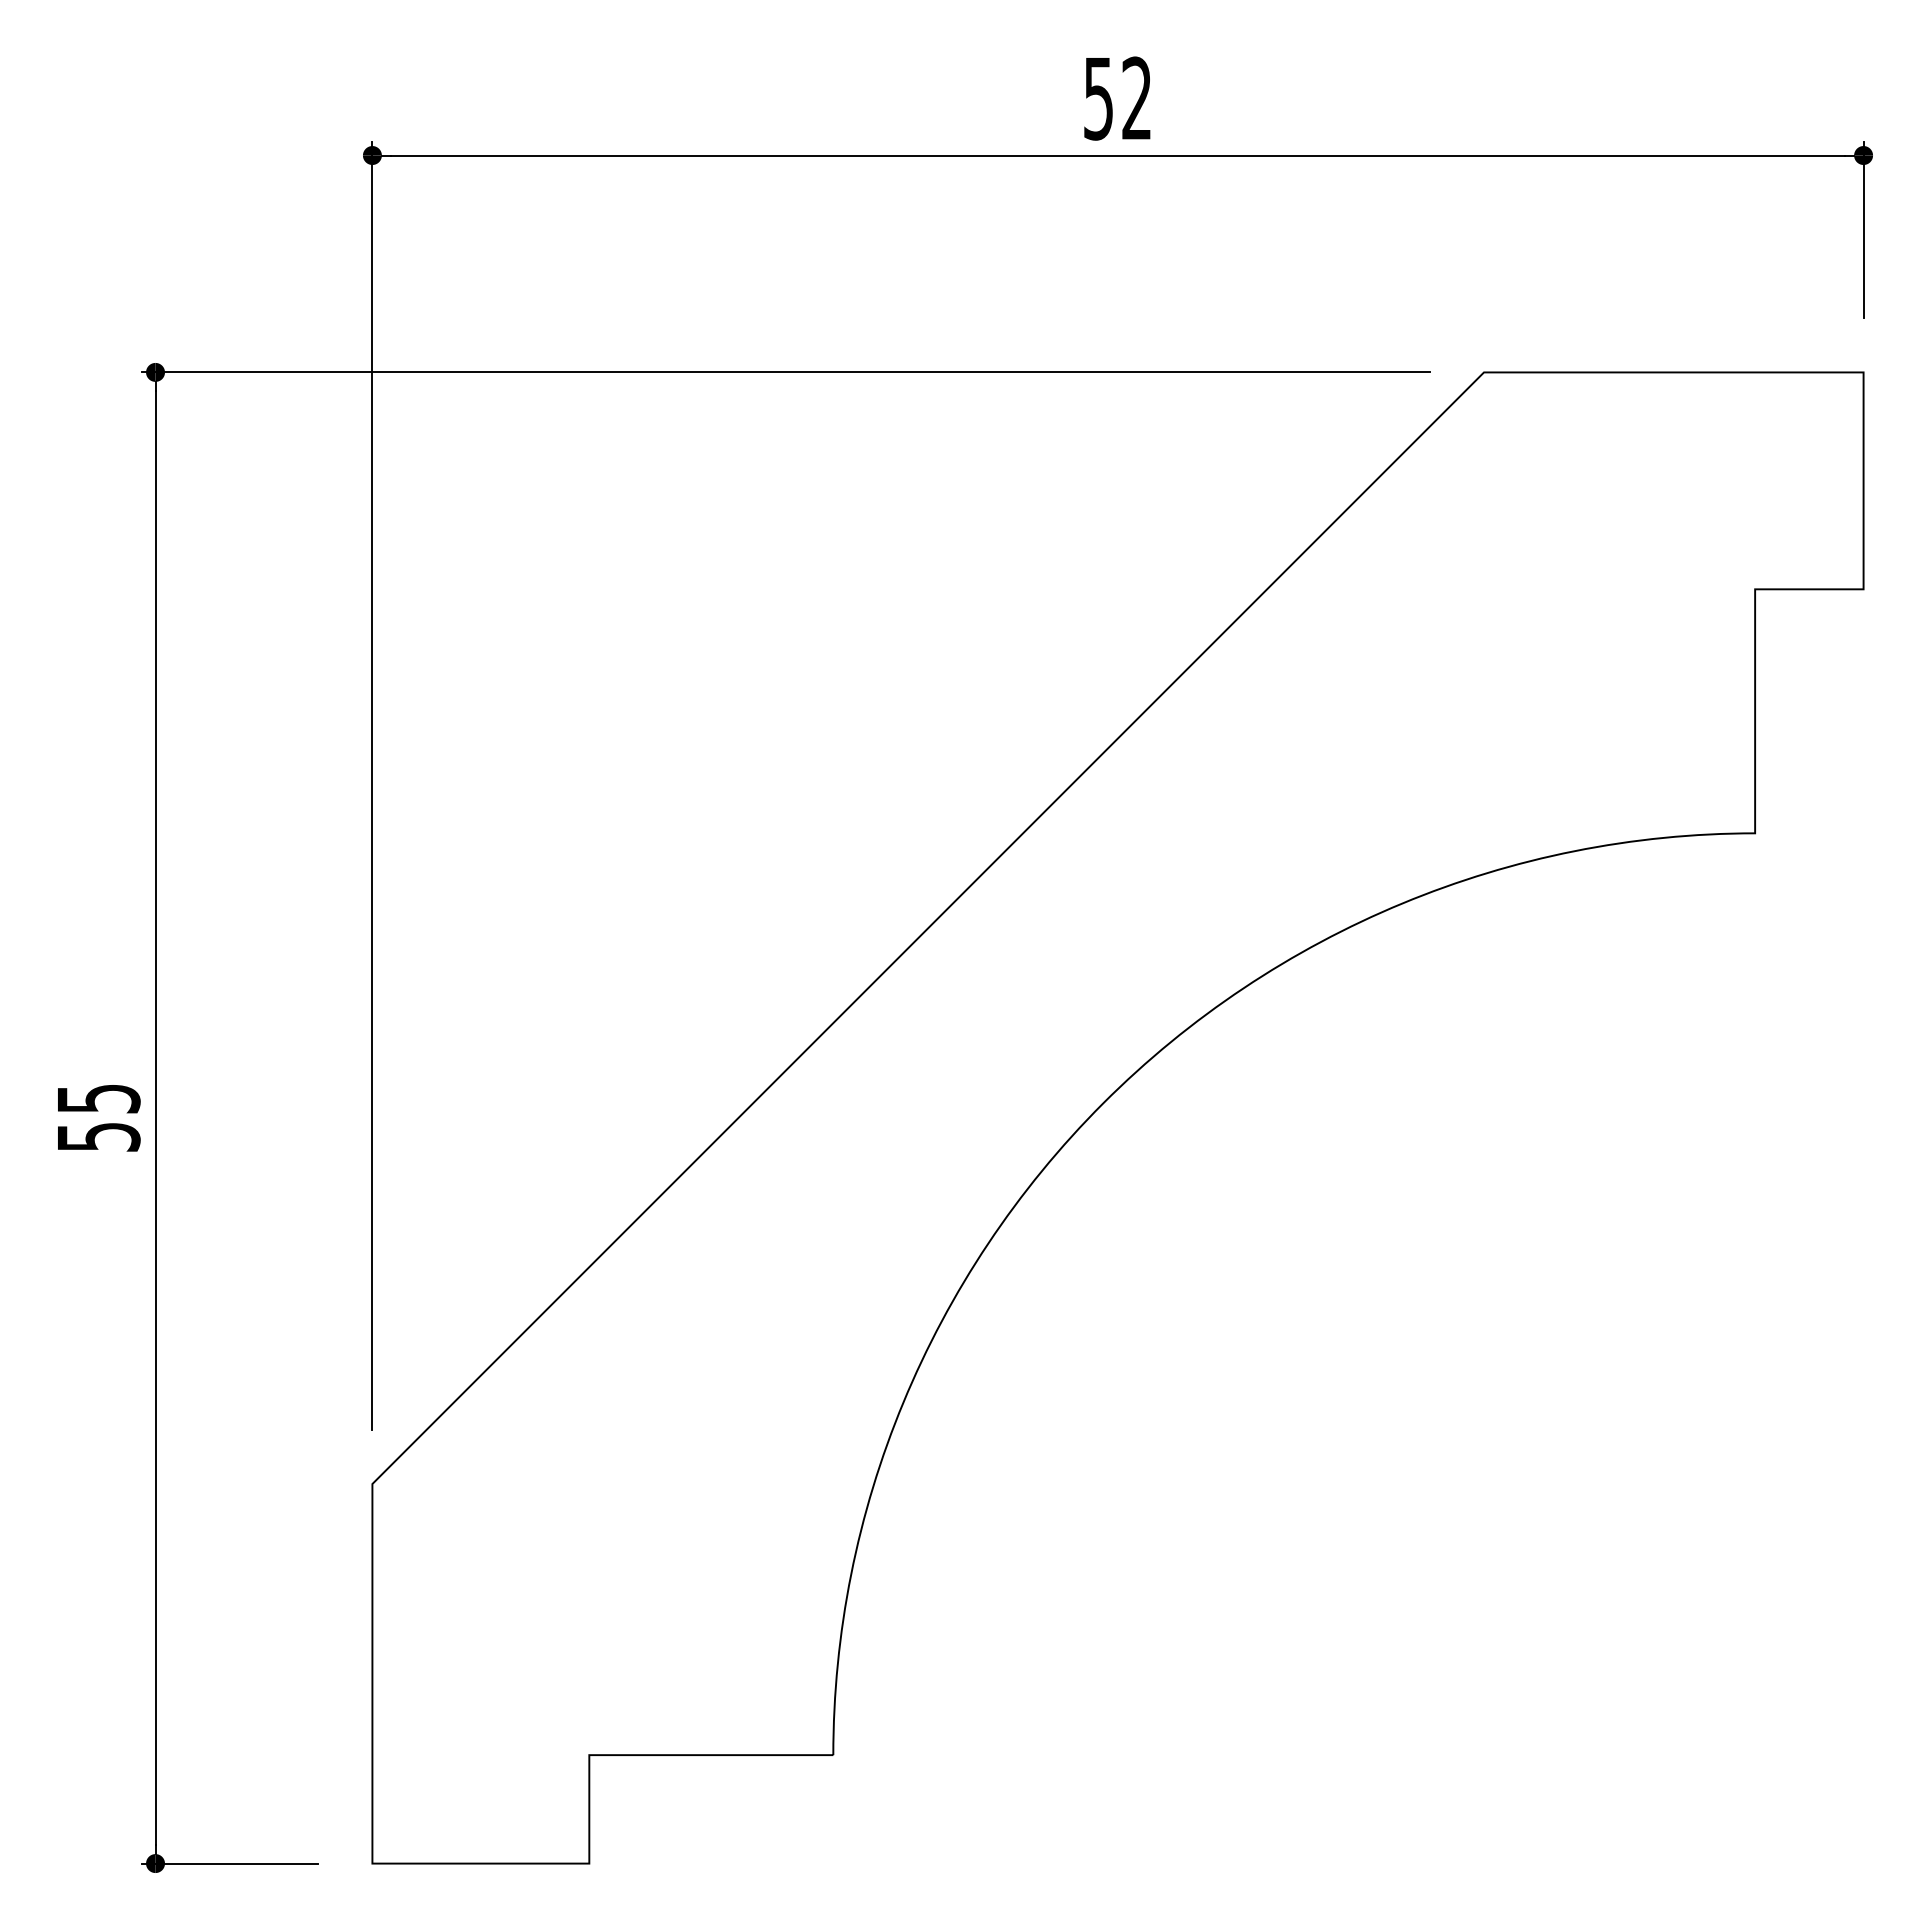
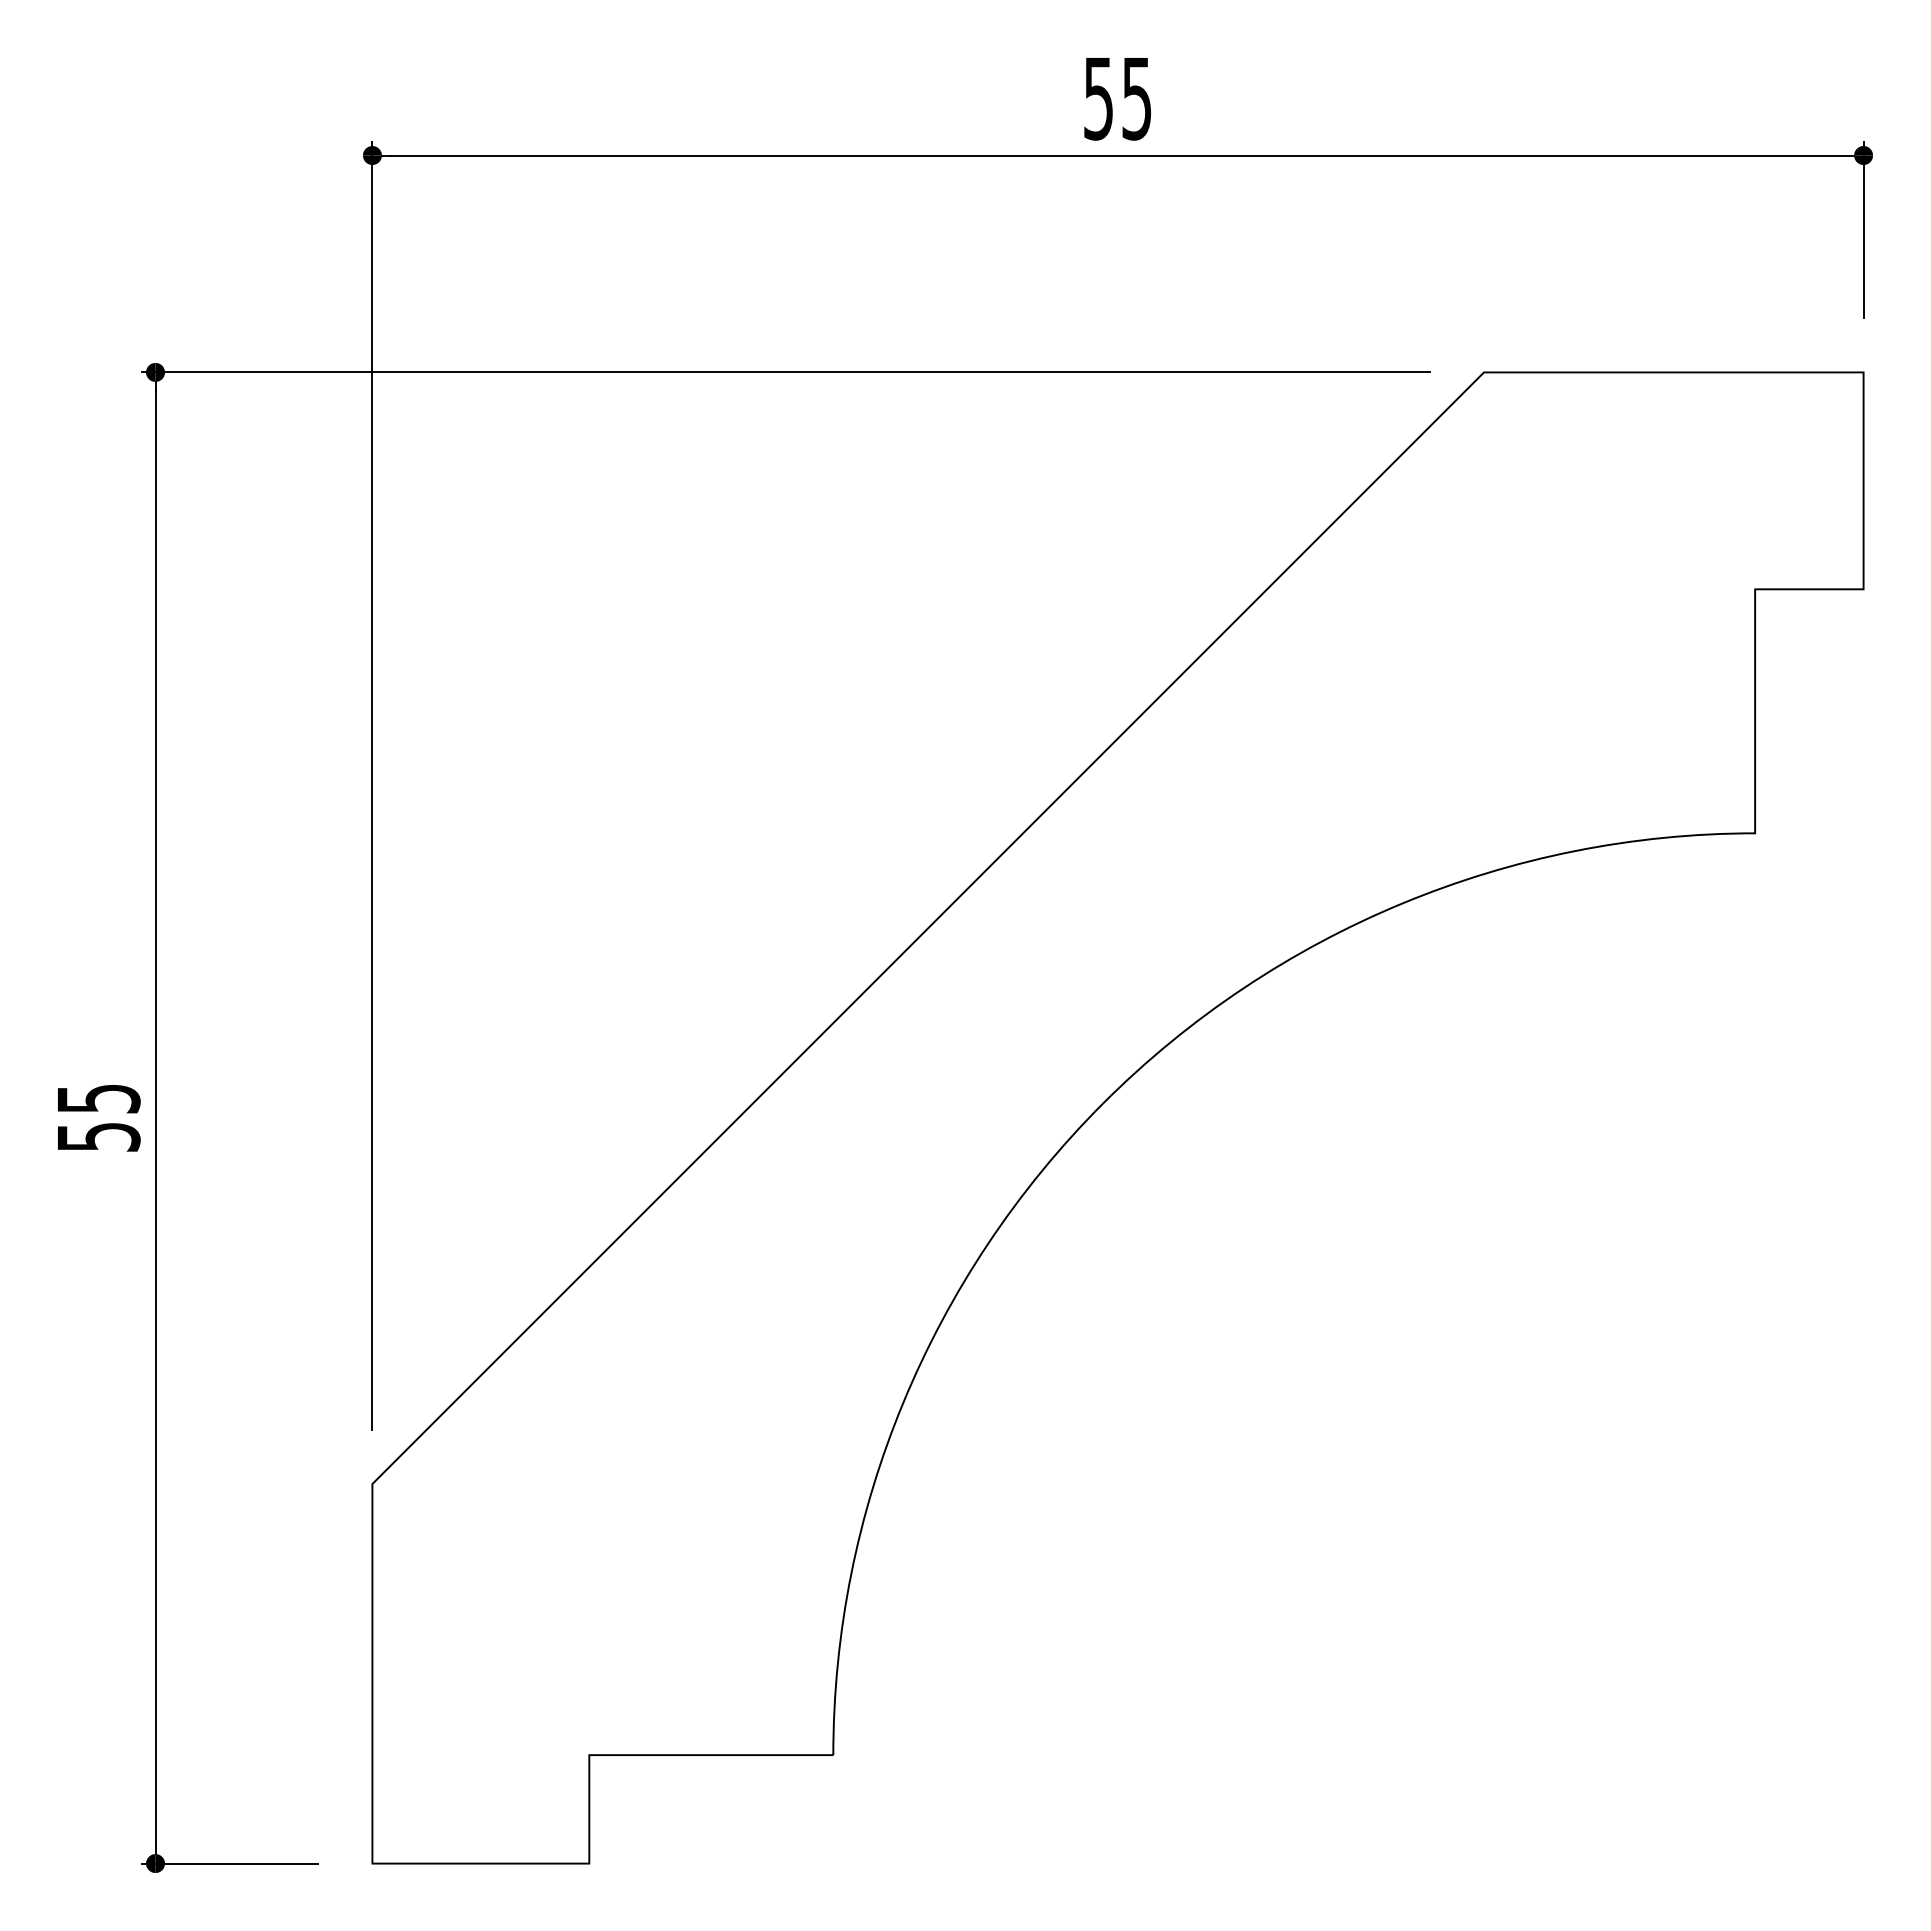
text: 52 -> 55 (1136, 98)
